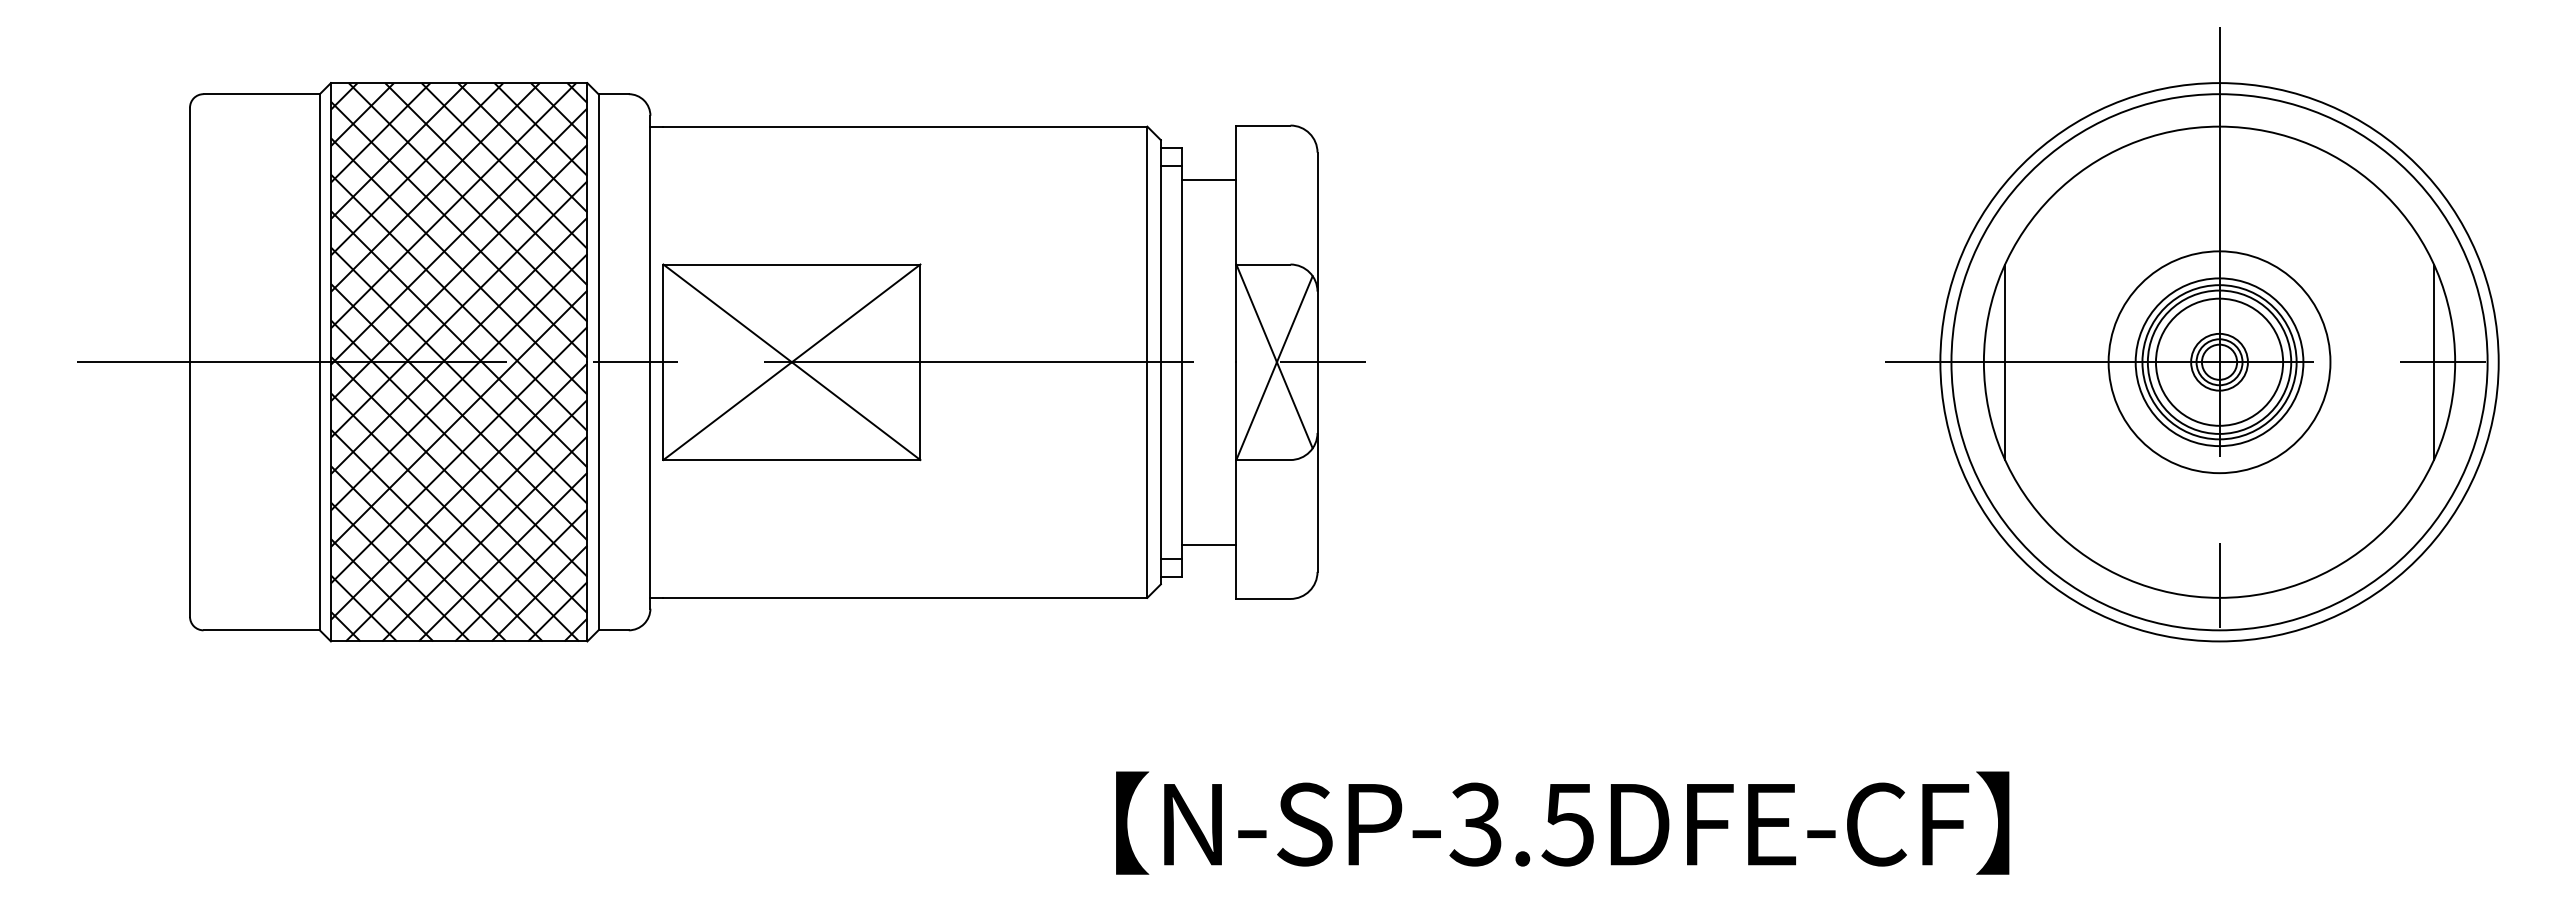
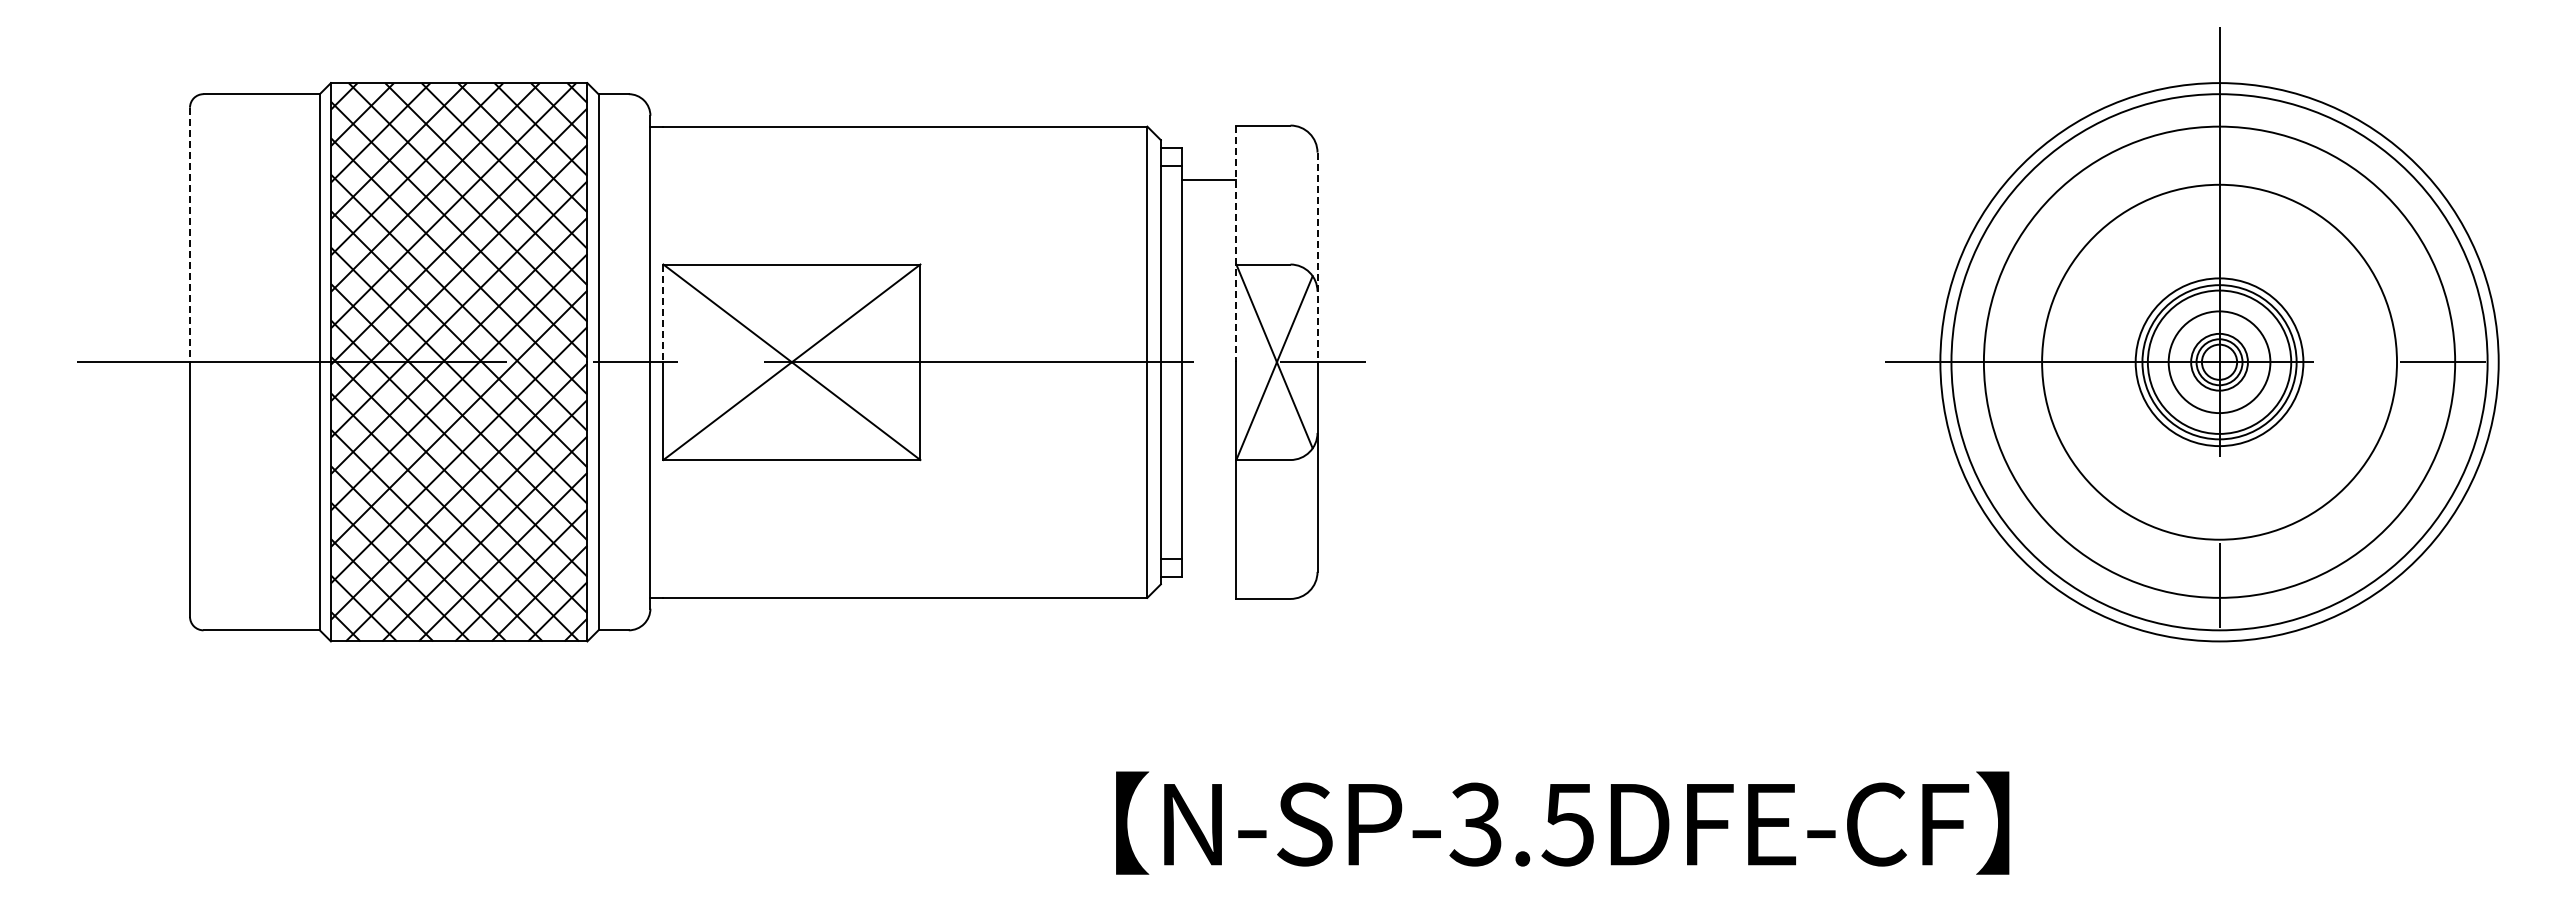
line: solid -> dashed (190, 235)
line: solid -> dashed (1236, 244)
line: solid -> dashed (1317, 257)
line: solid -> dashed (663, 313)
circle diameter: 127 px -> 102 px (2219, 362)
line: present -> none (2005, 362)
circle diameter: 222 px -> 355 px (2219, 361)
line: present -> none (2433, 362)
line: present -> none (1209, 544)
